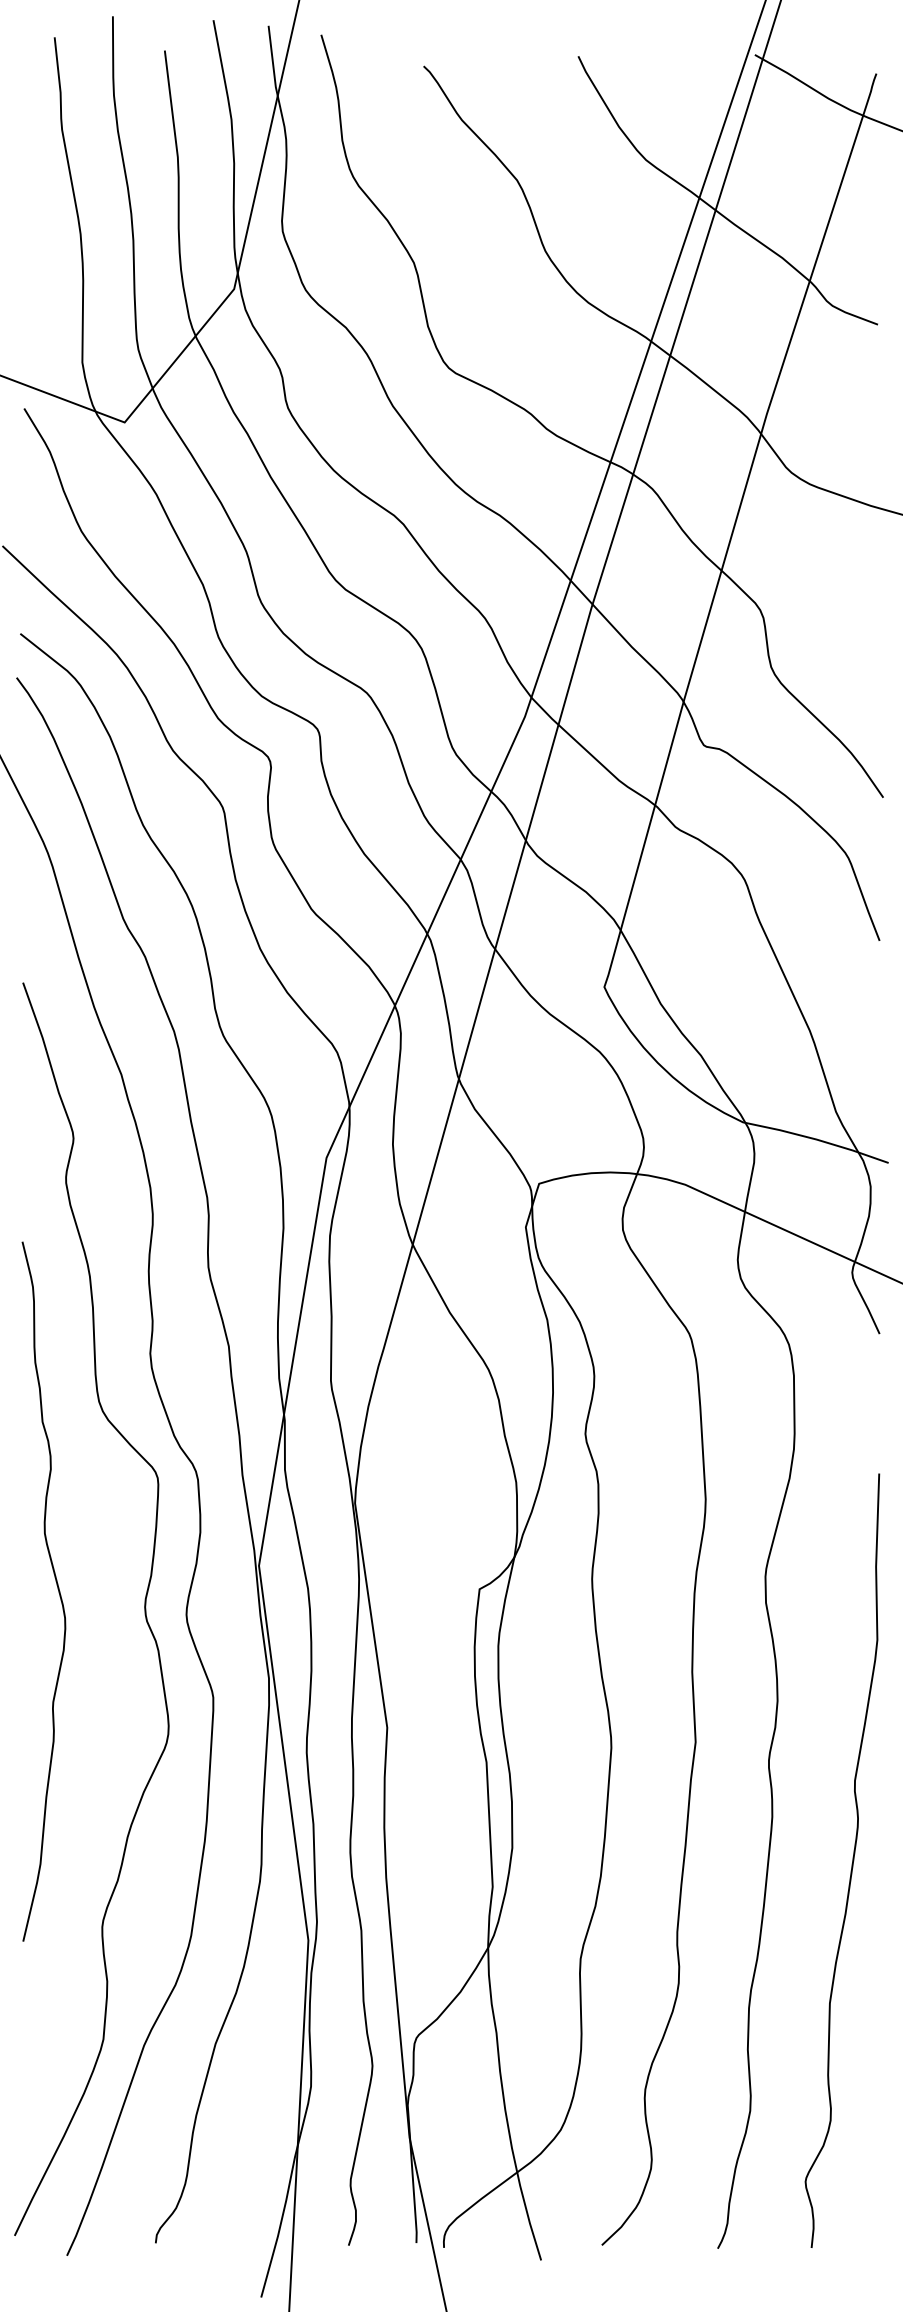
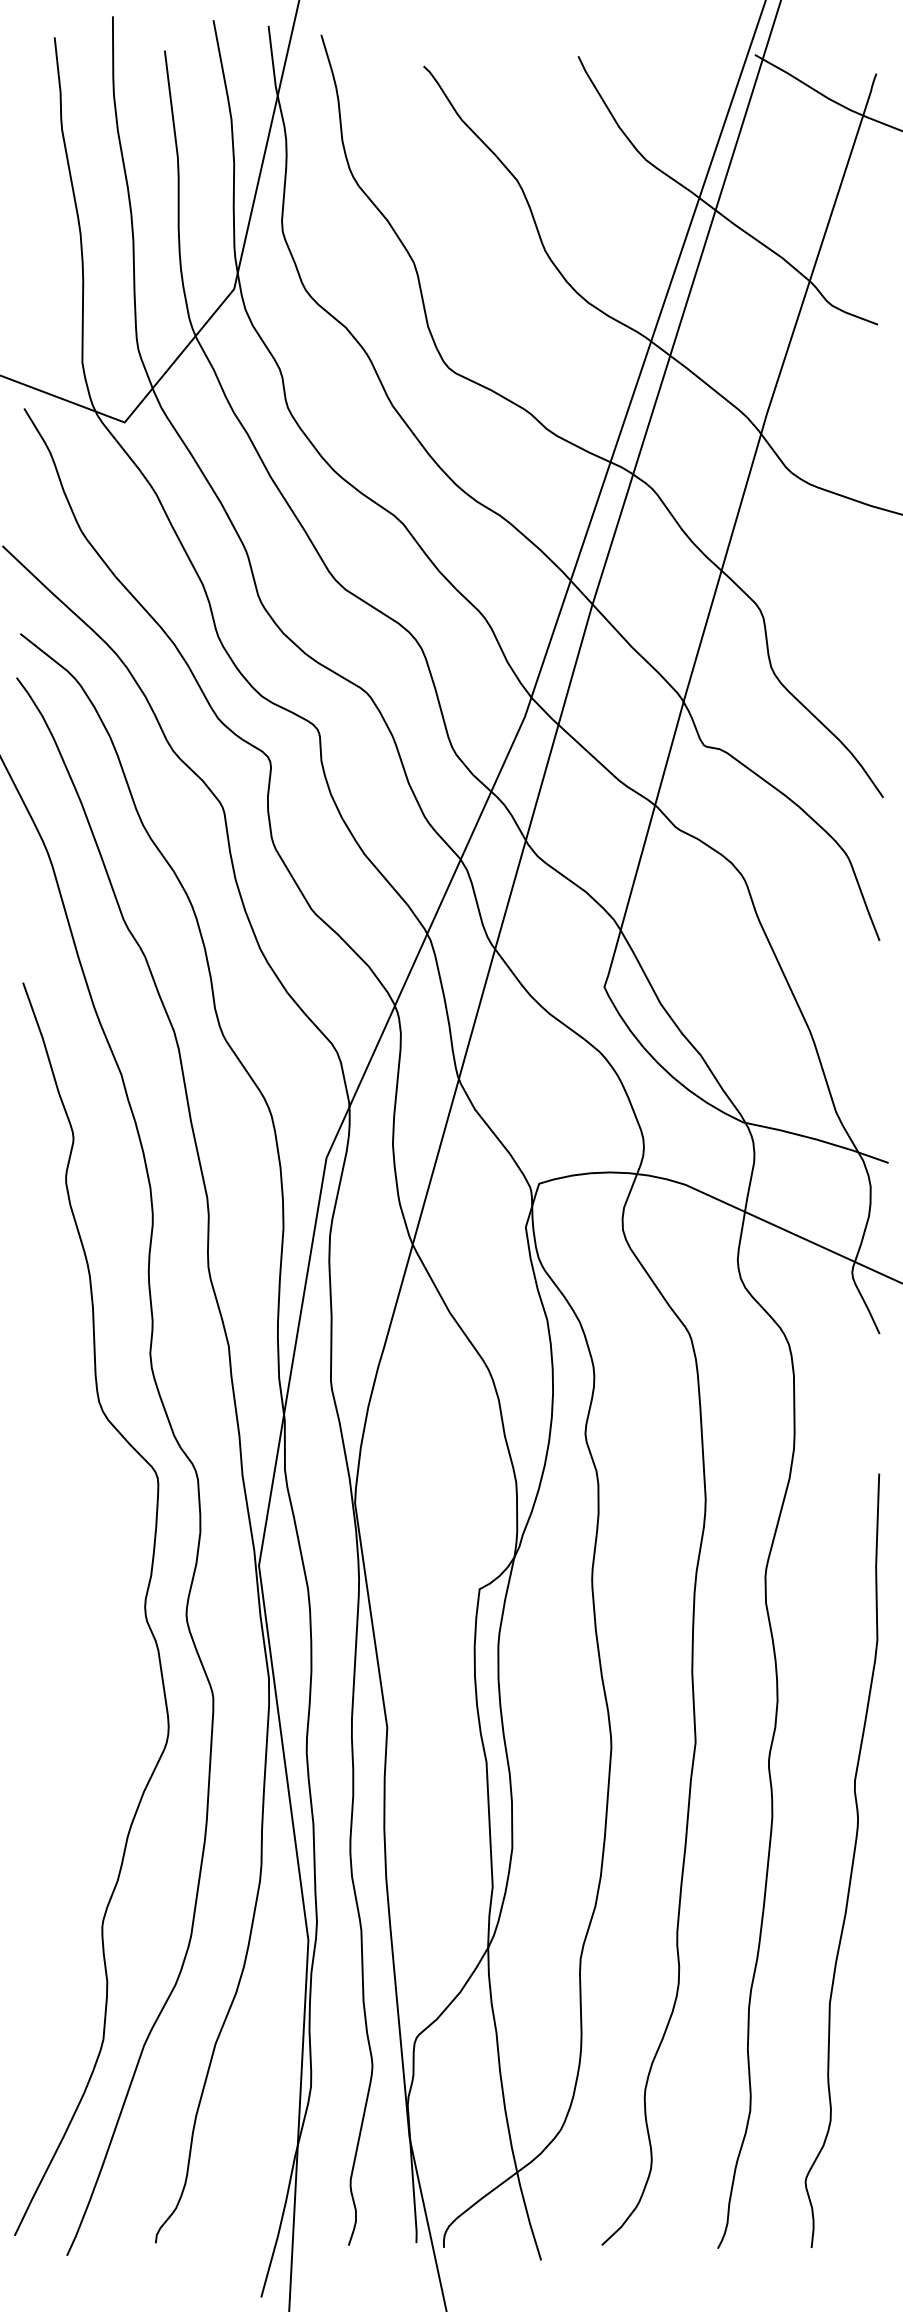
curve: present -> none (57, 1589)
